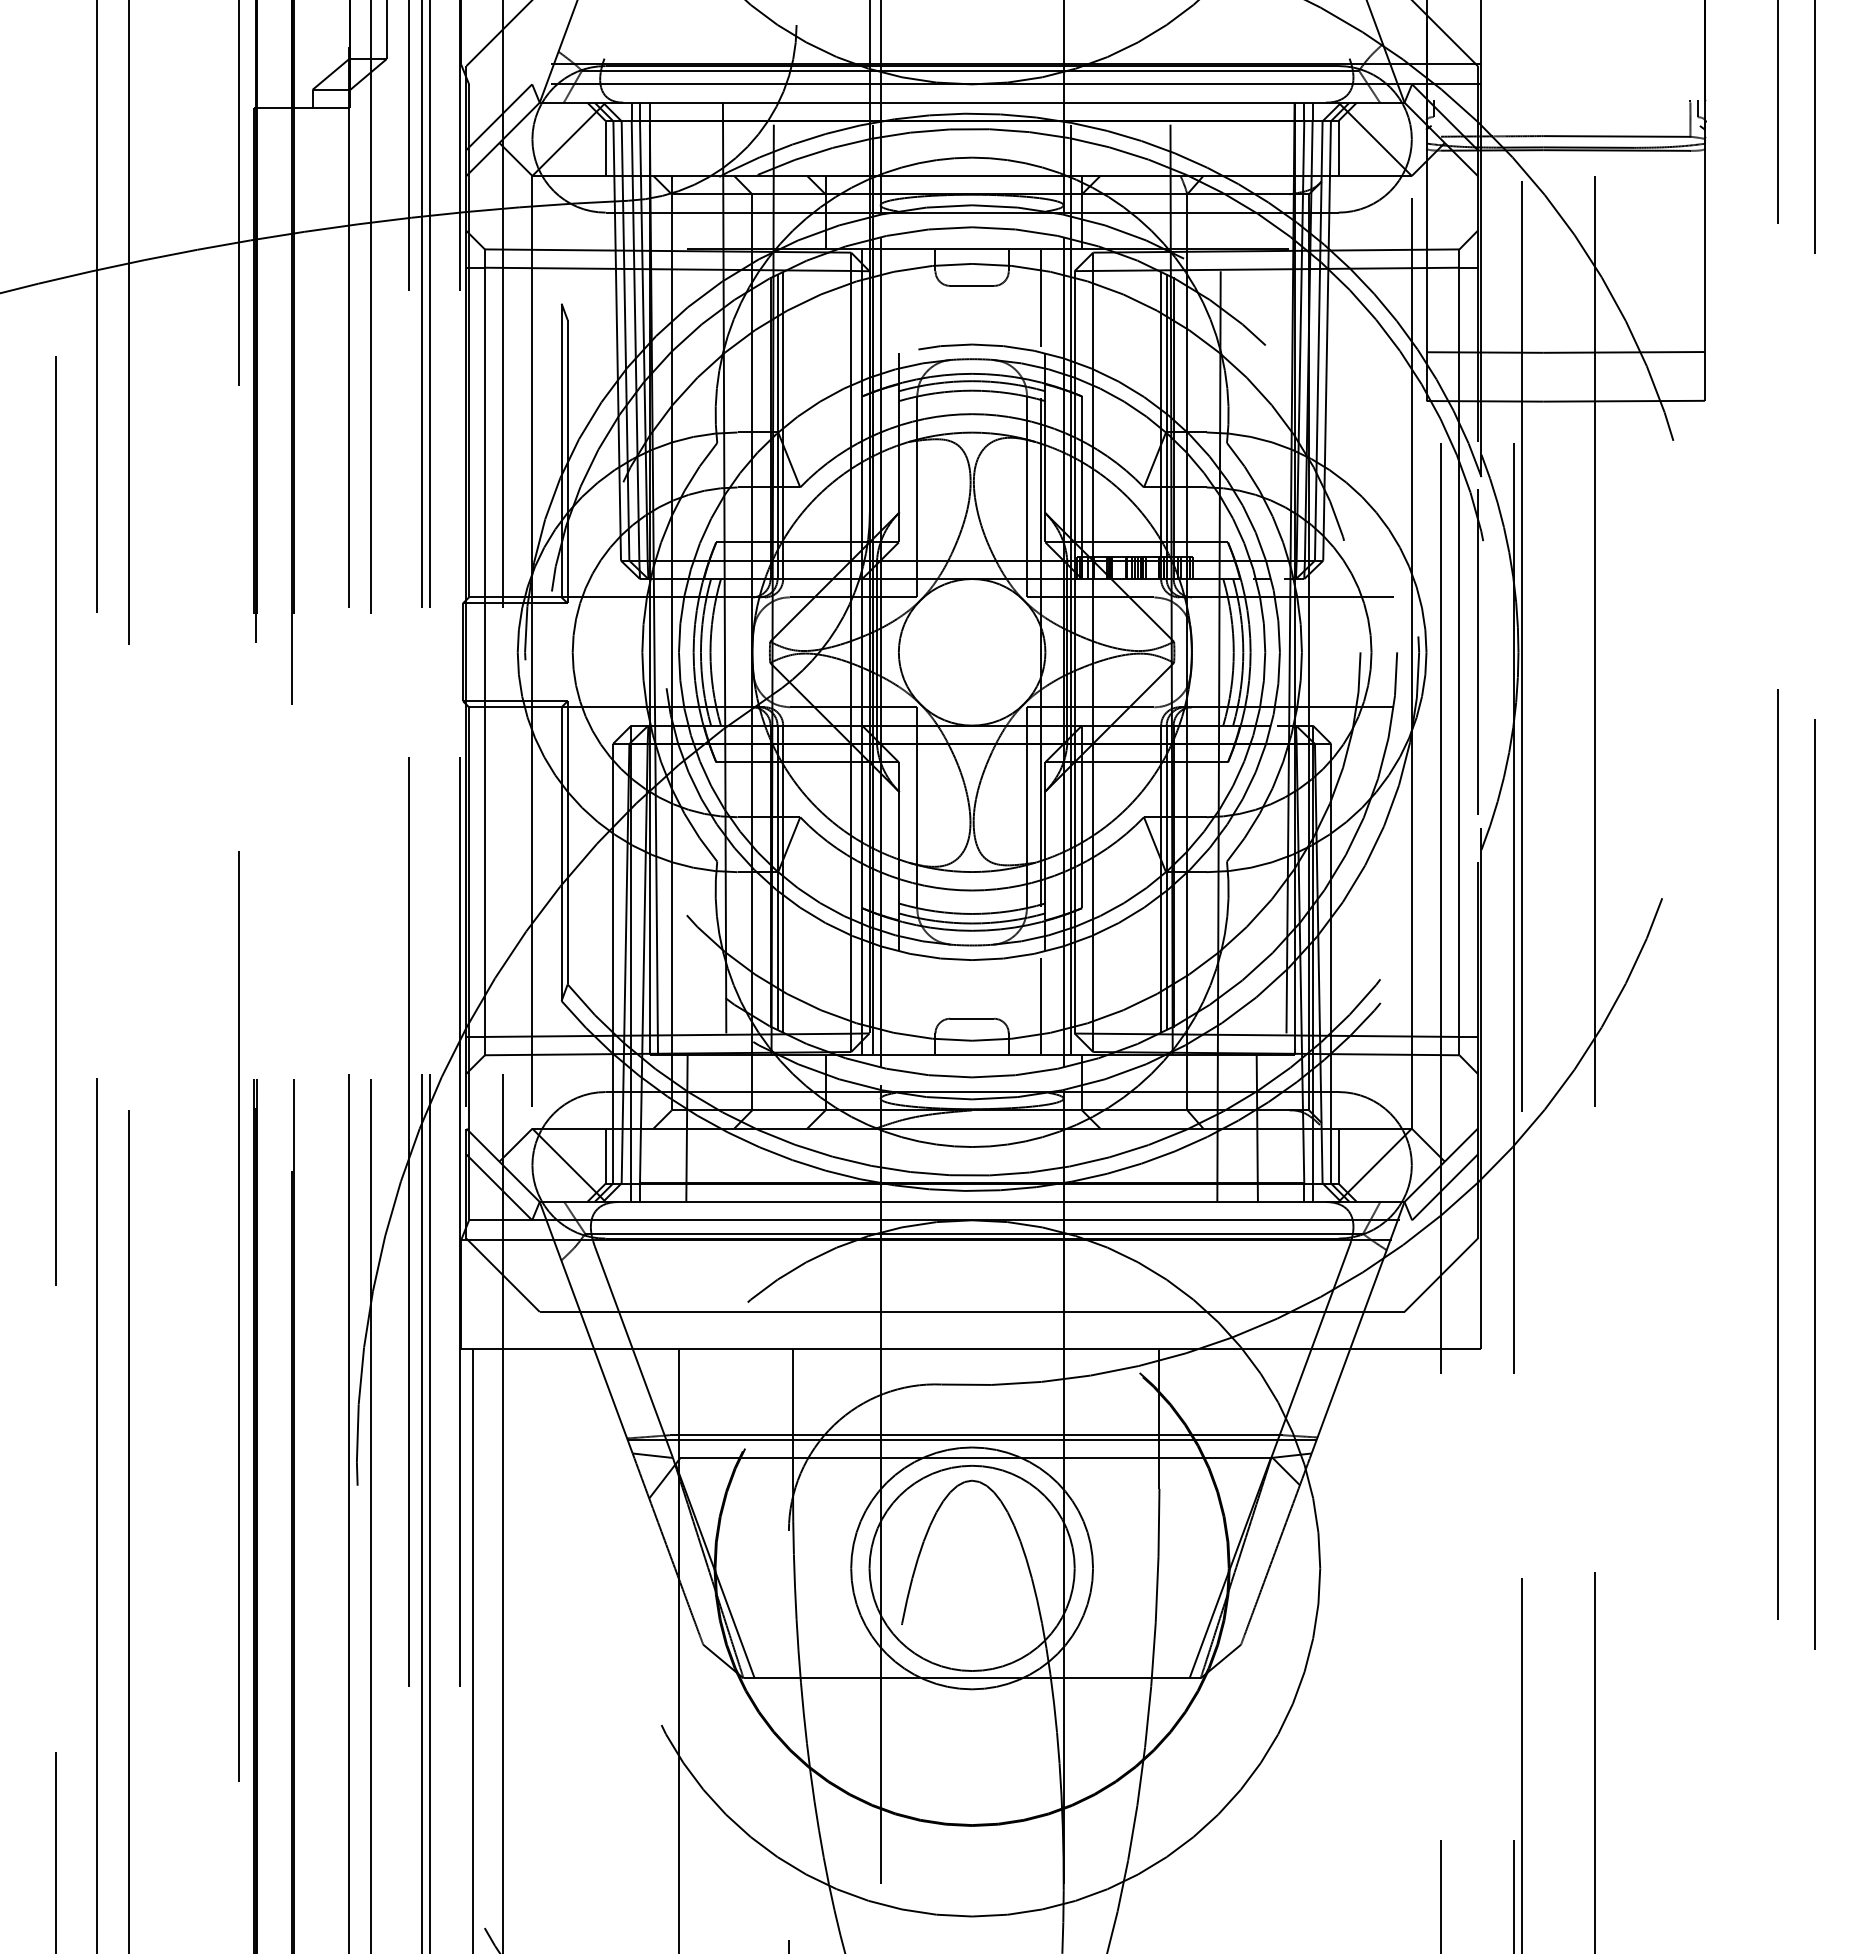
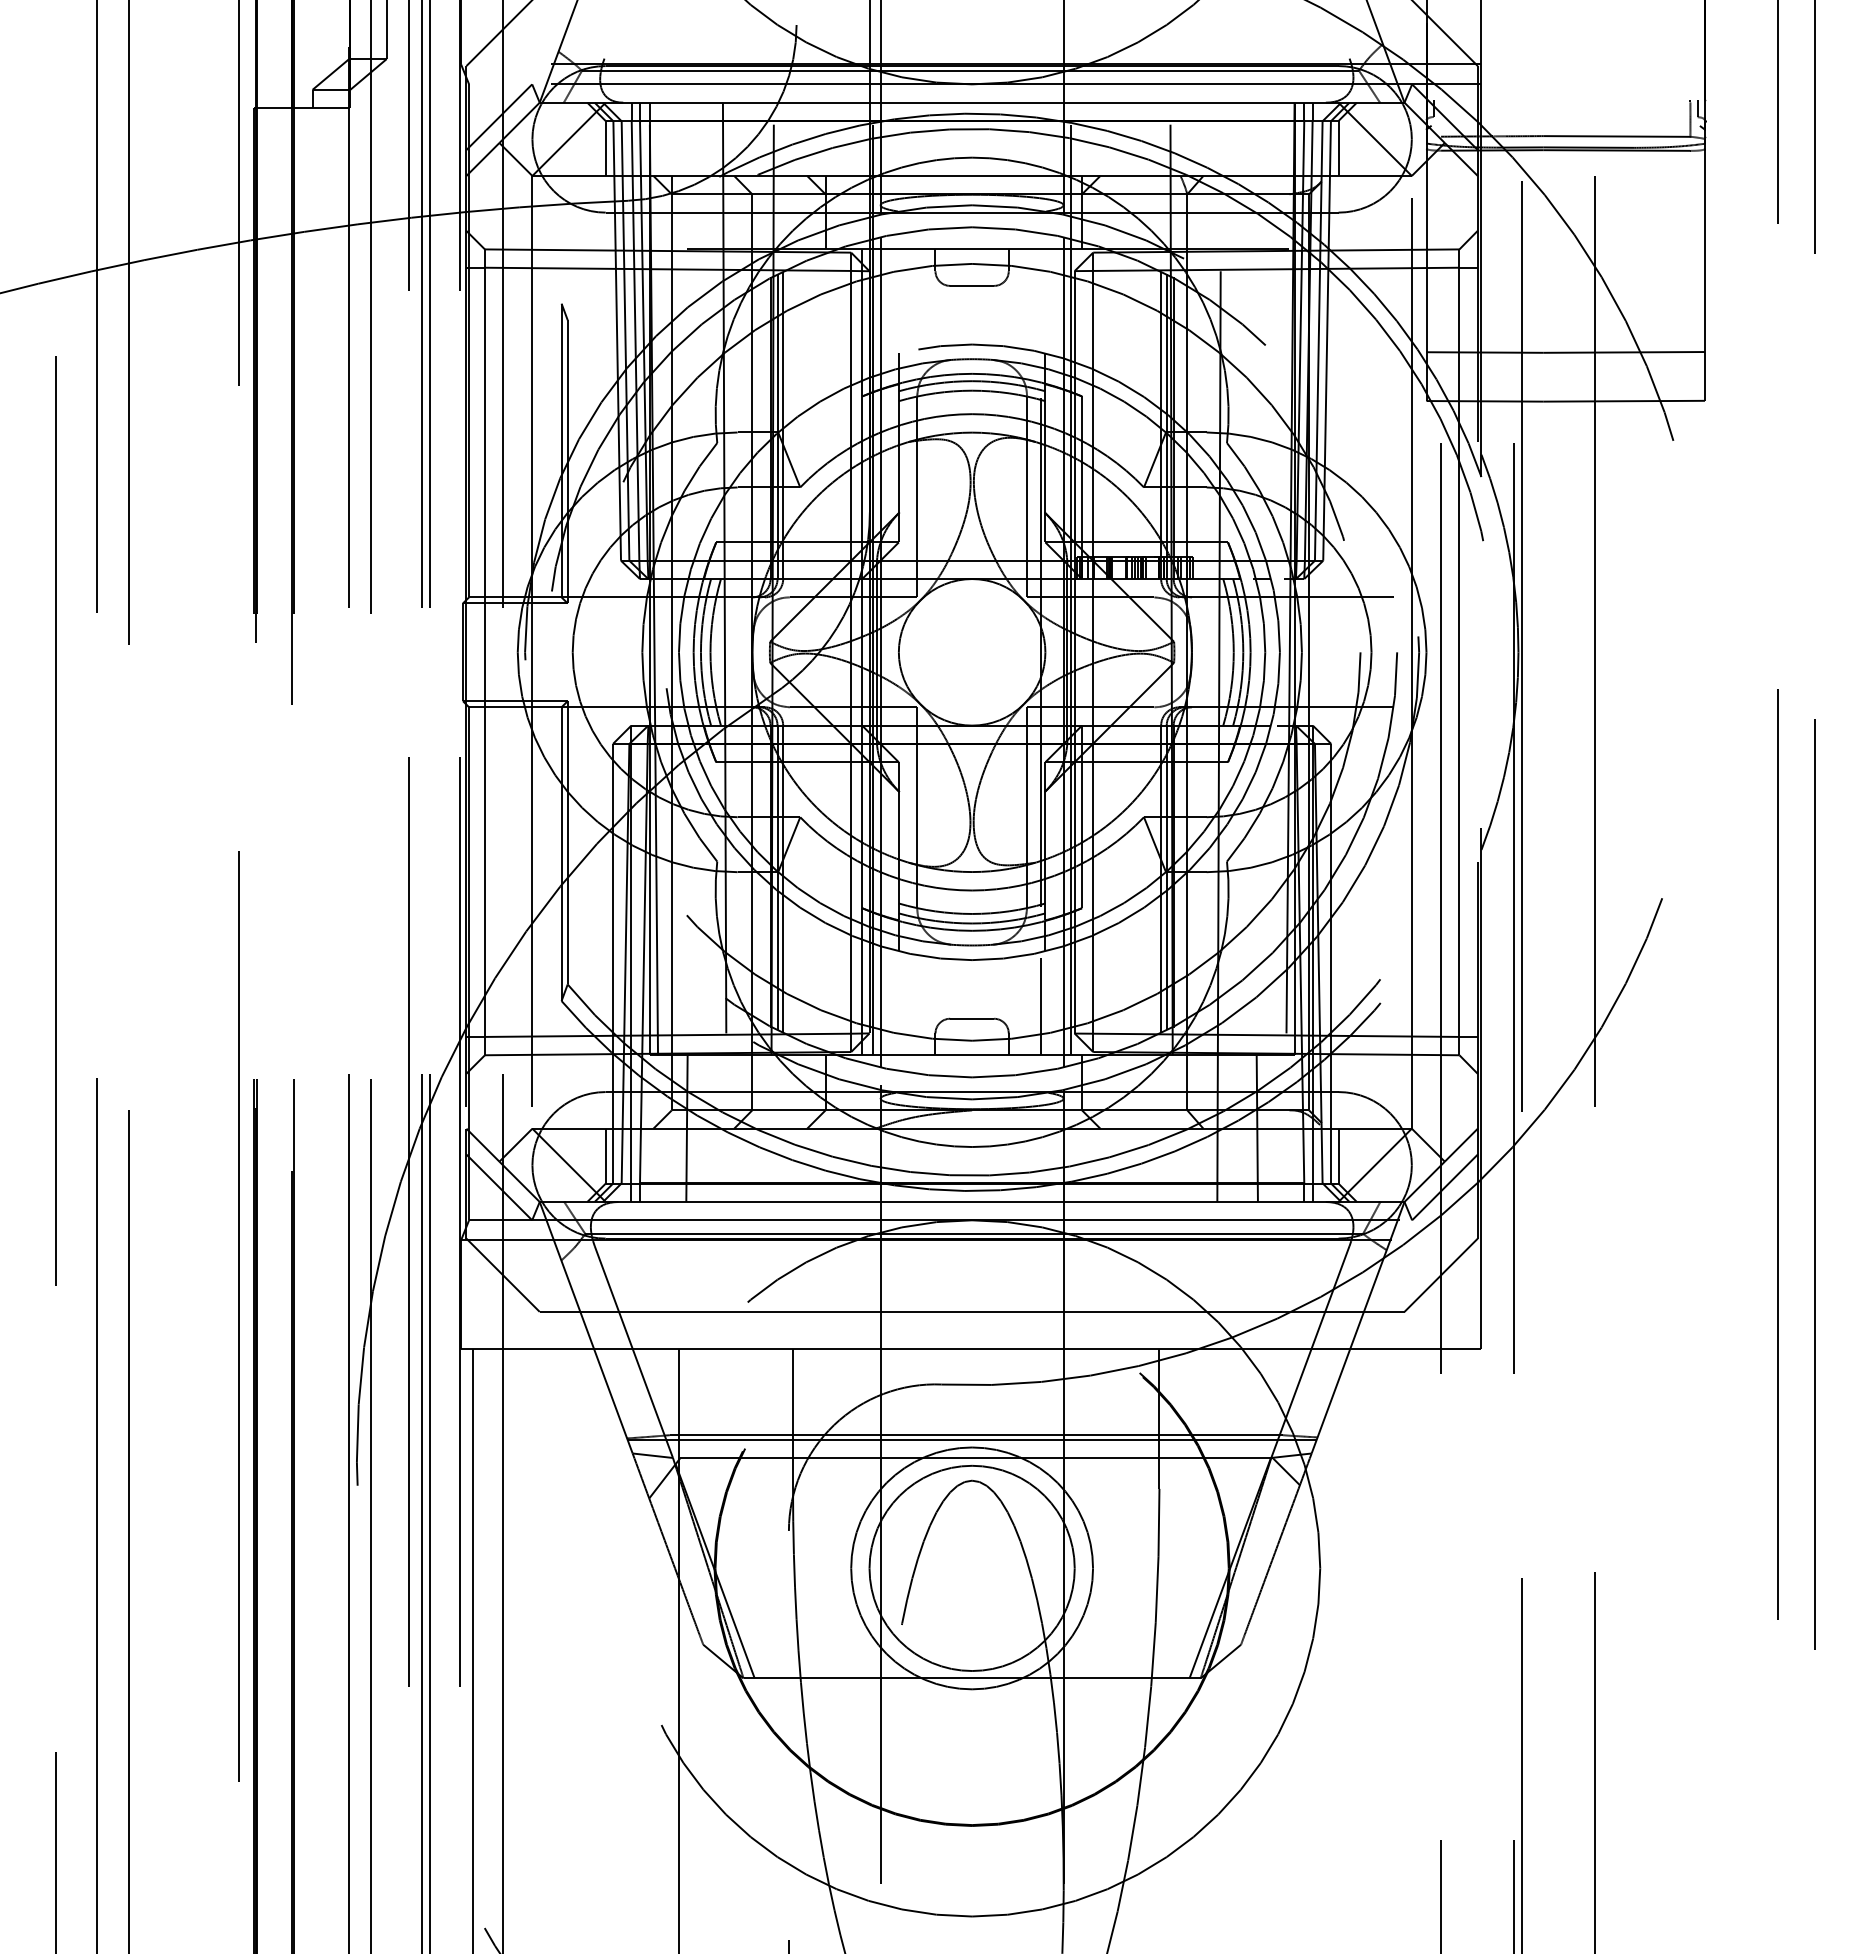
line: present -> none (1040, 298)
line: present -> none (1477, 652)
